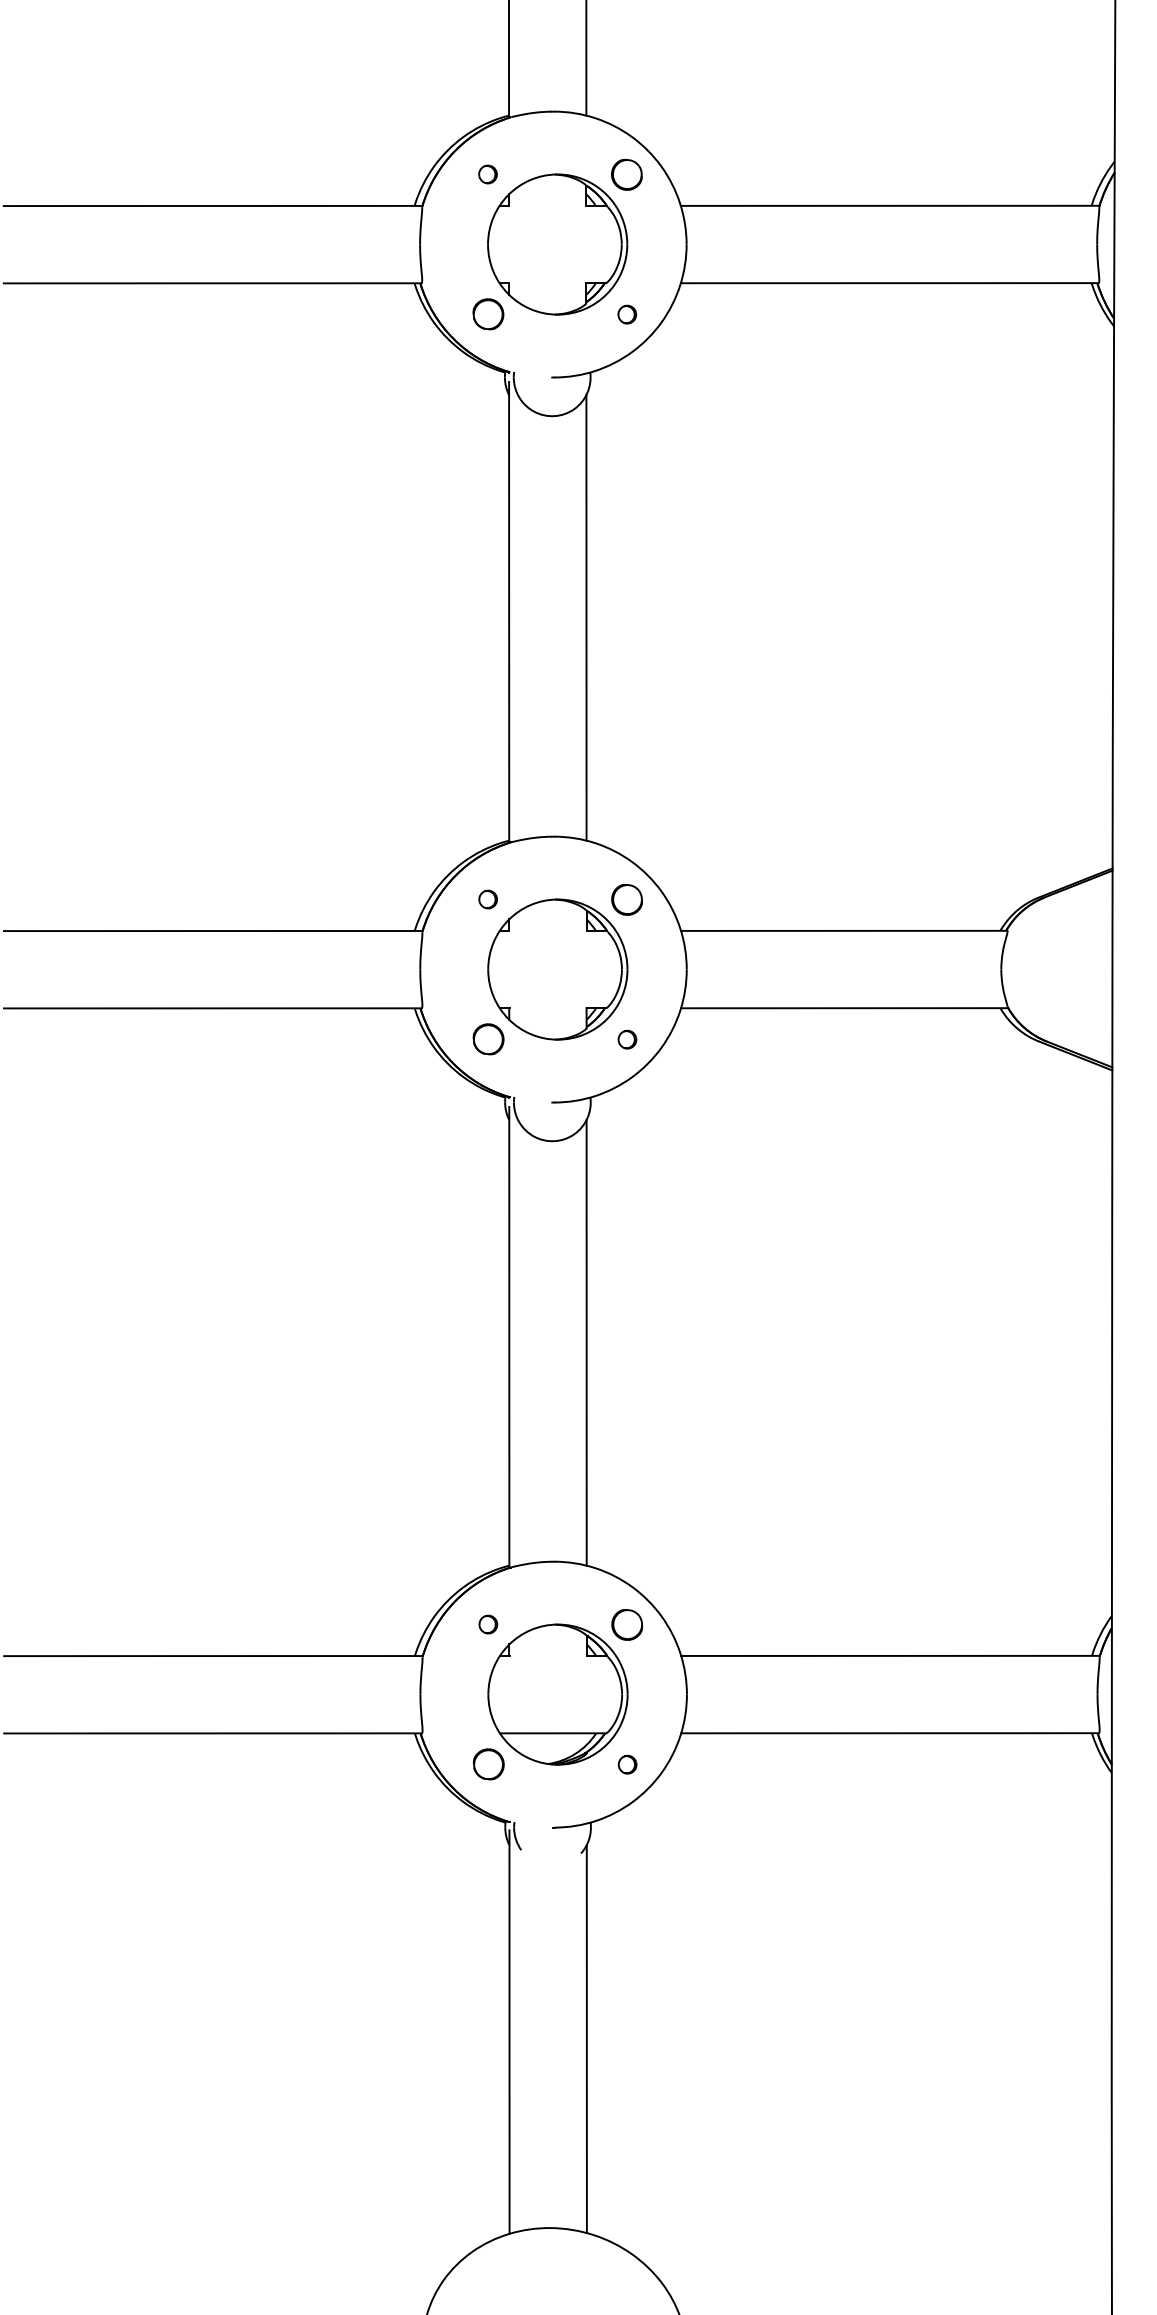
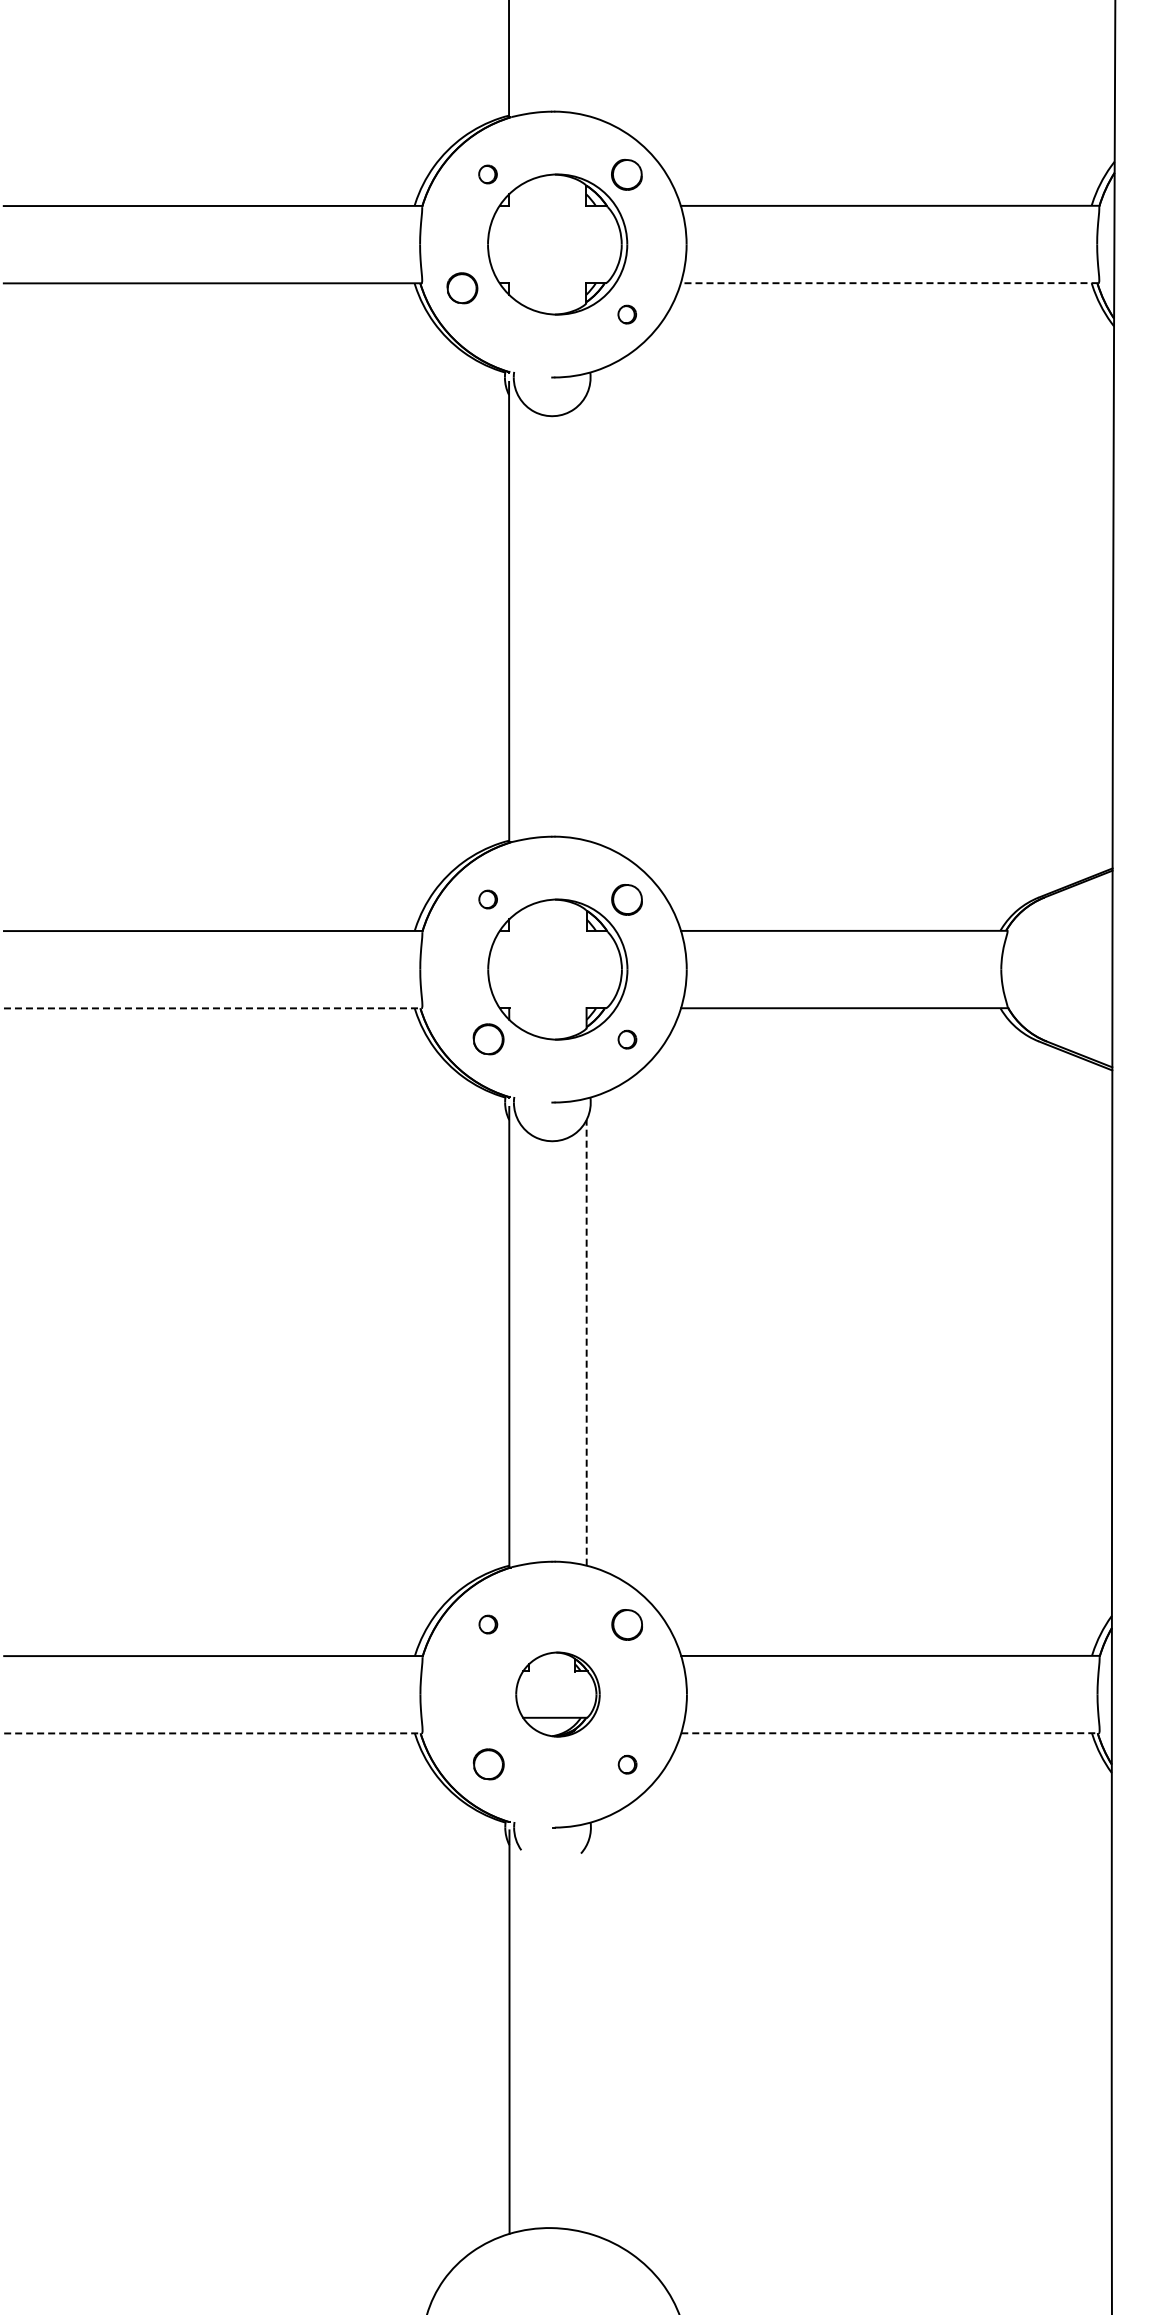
line: present -> none (586, 58)
line: solid -> dashed (889, 283)
part position: (488, 314) -> (462, 288) (462, 288)
line: present -> none (586, 617)
line: solid -> dashed (212, 1008)
line: solid -> dashed (586, 1342)
part size: 142x143 px -> 86x87 px (557, 1694)
line: solid -> dashed (212, 1733)
line: solid -> dashed (890, 1733)
line: present -> none (586, 2039)
